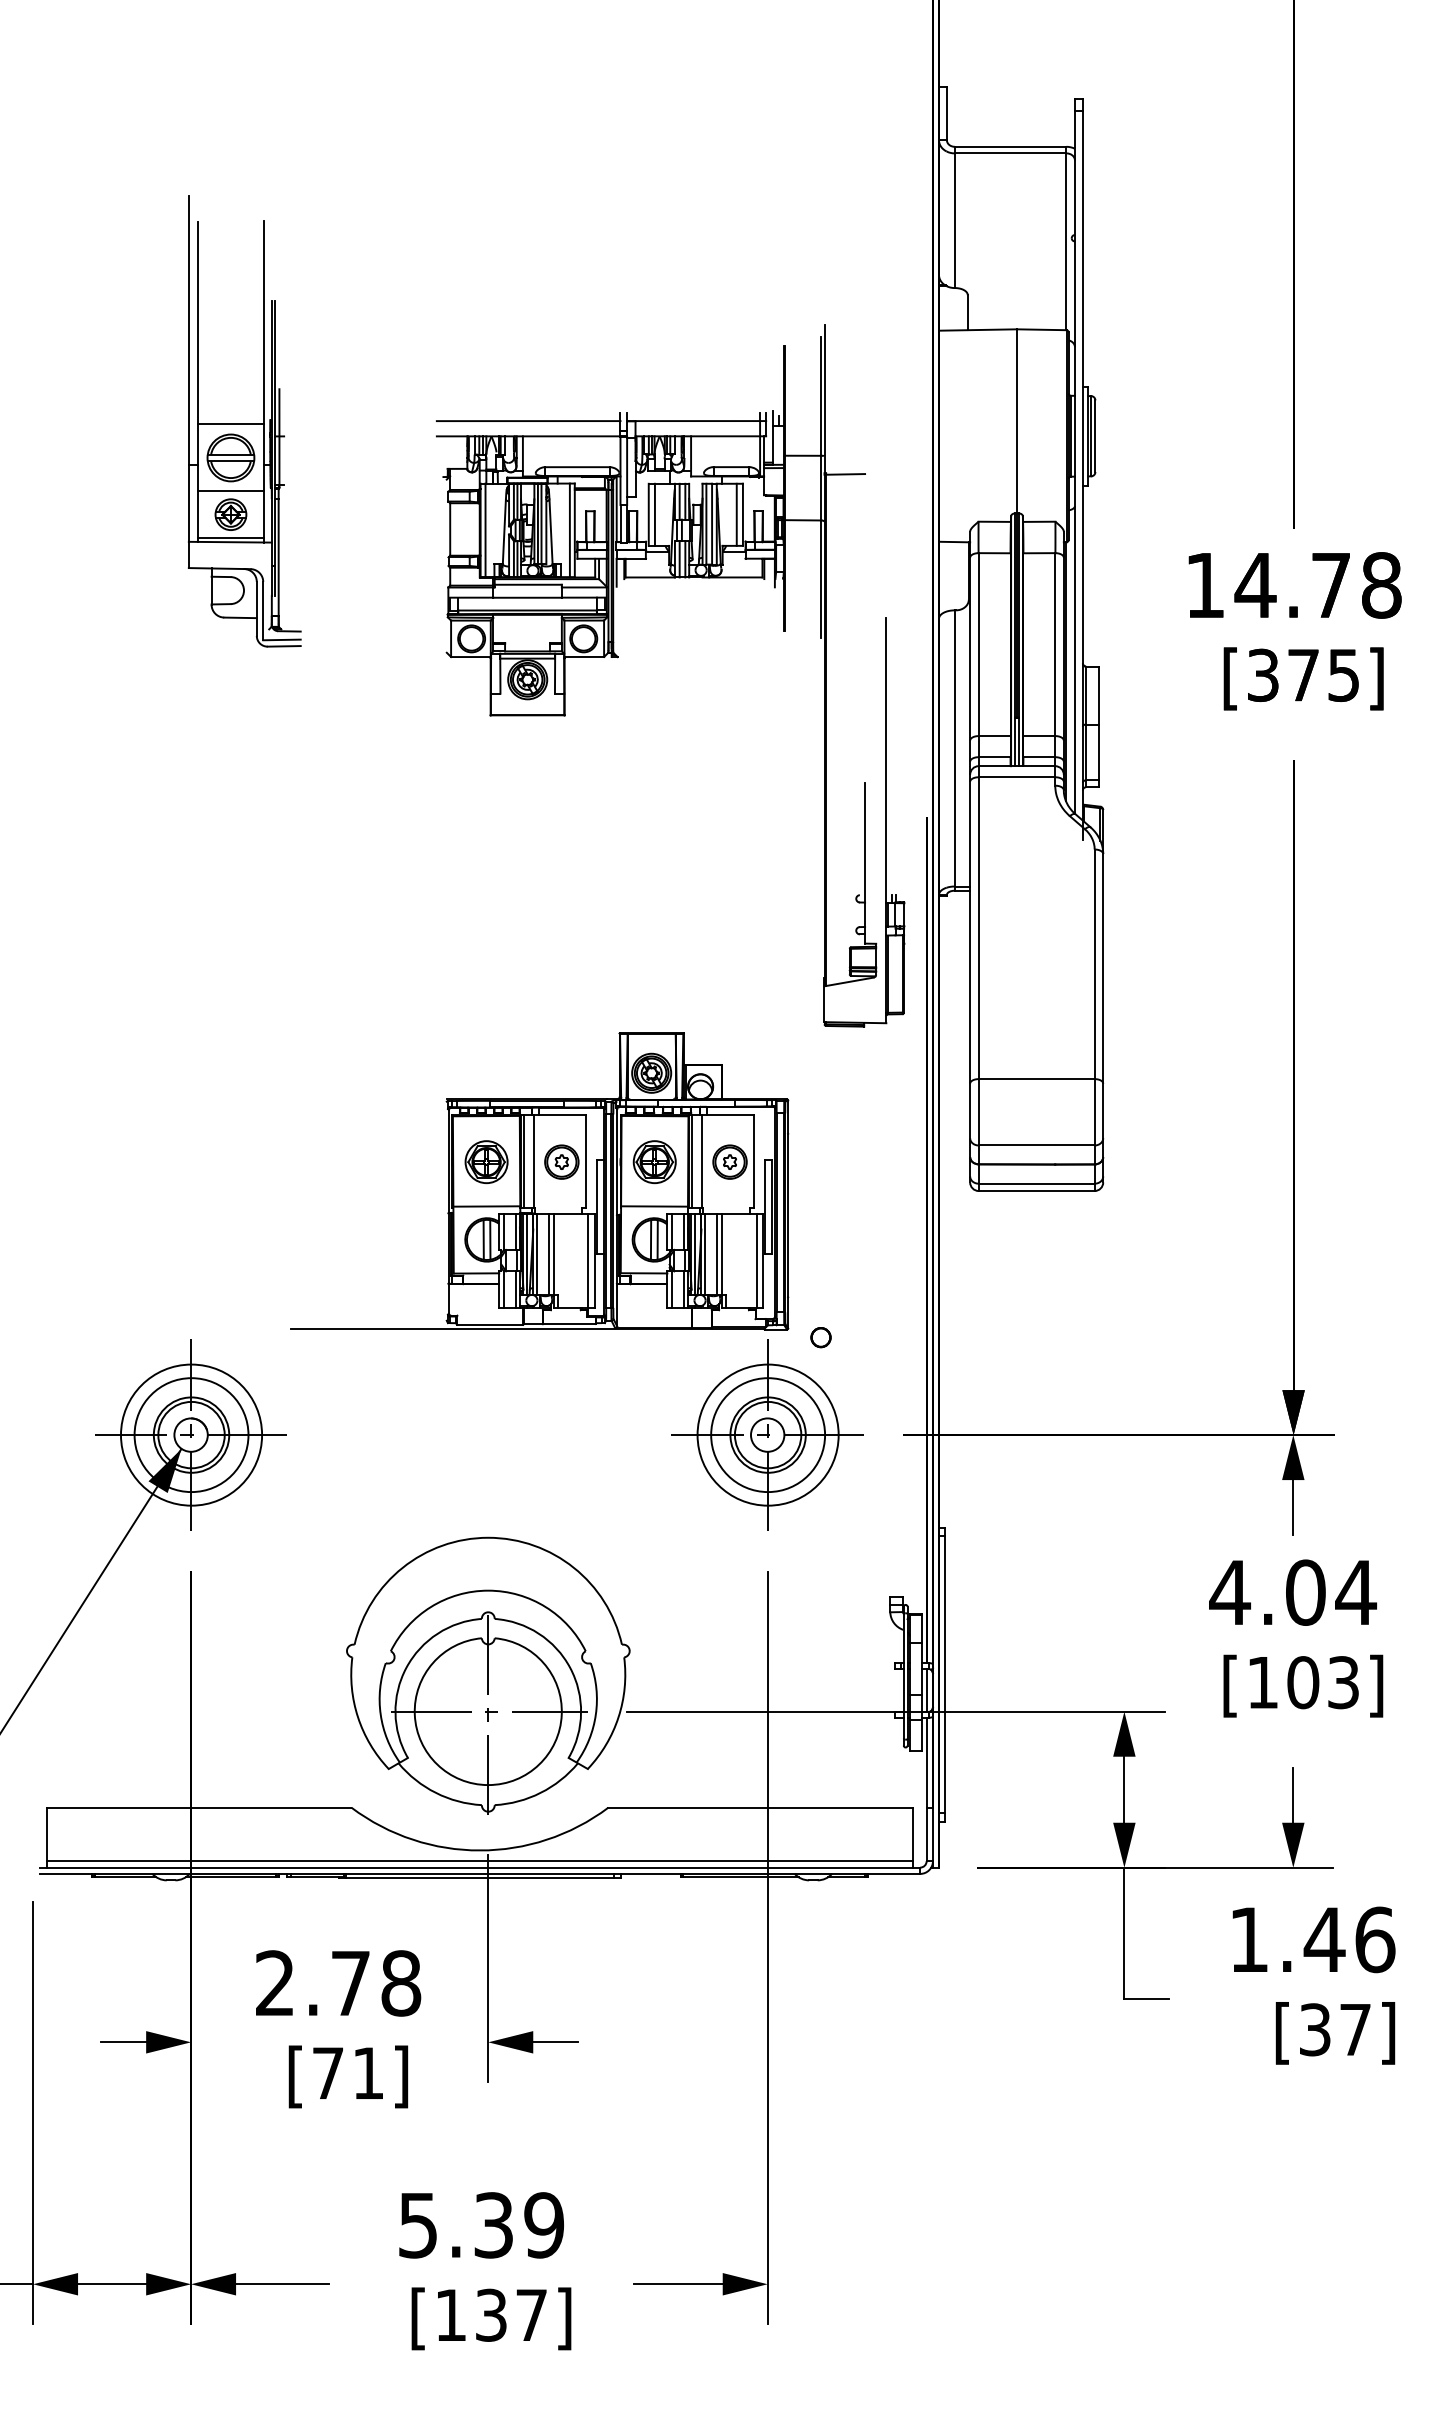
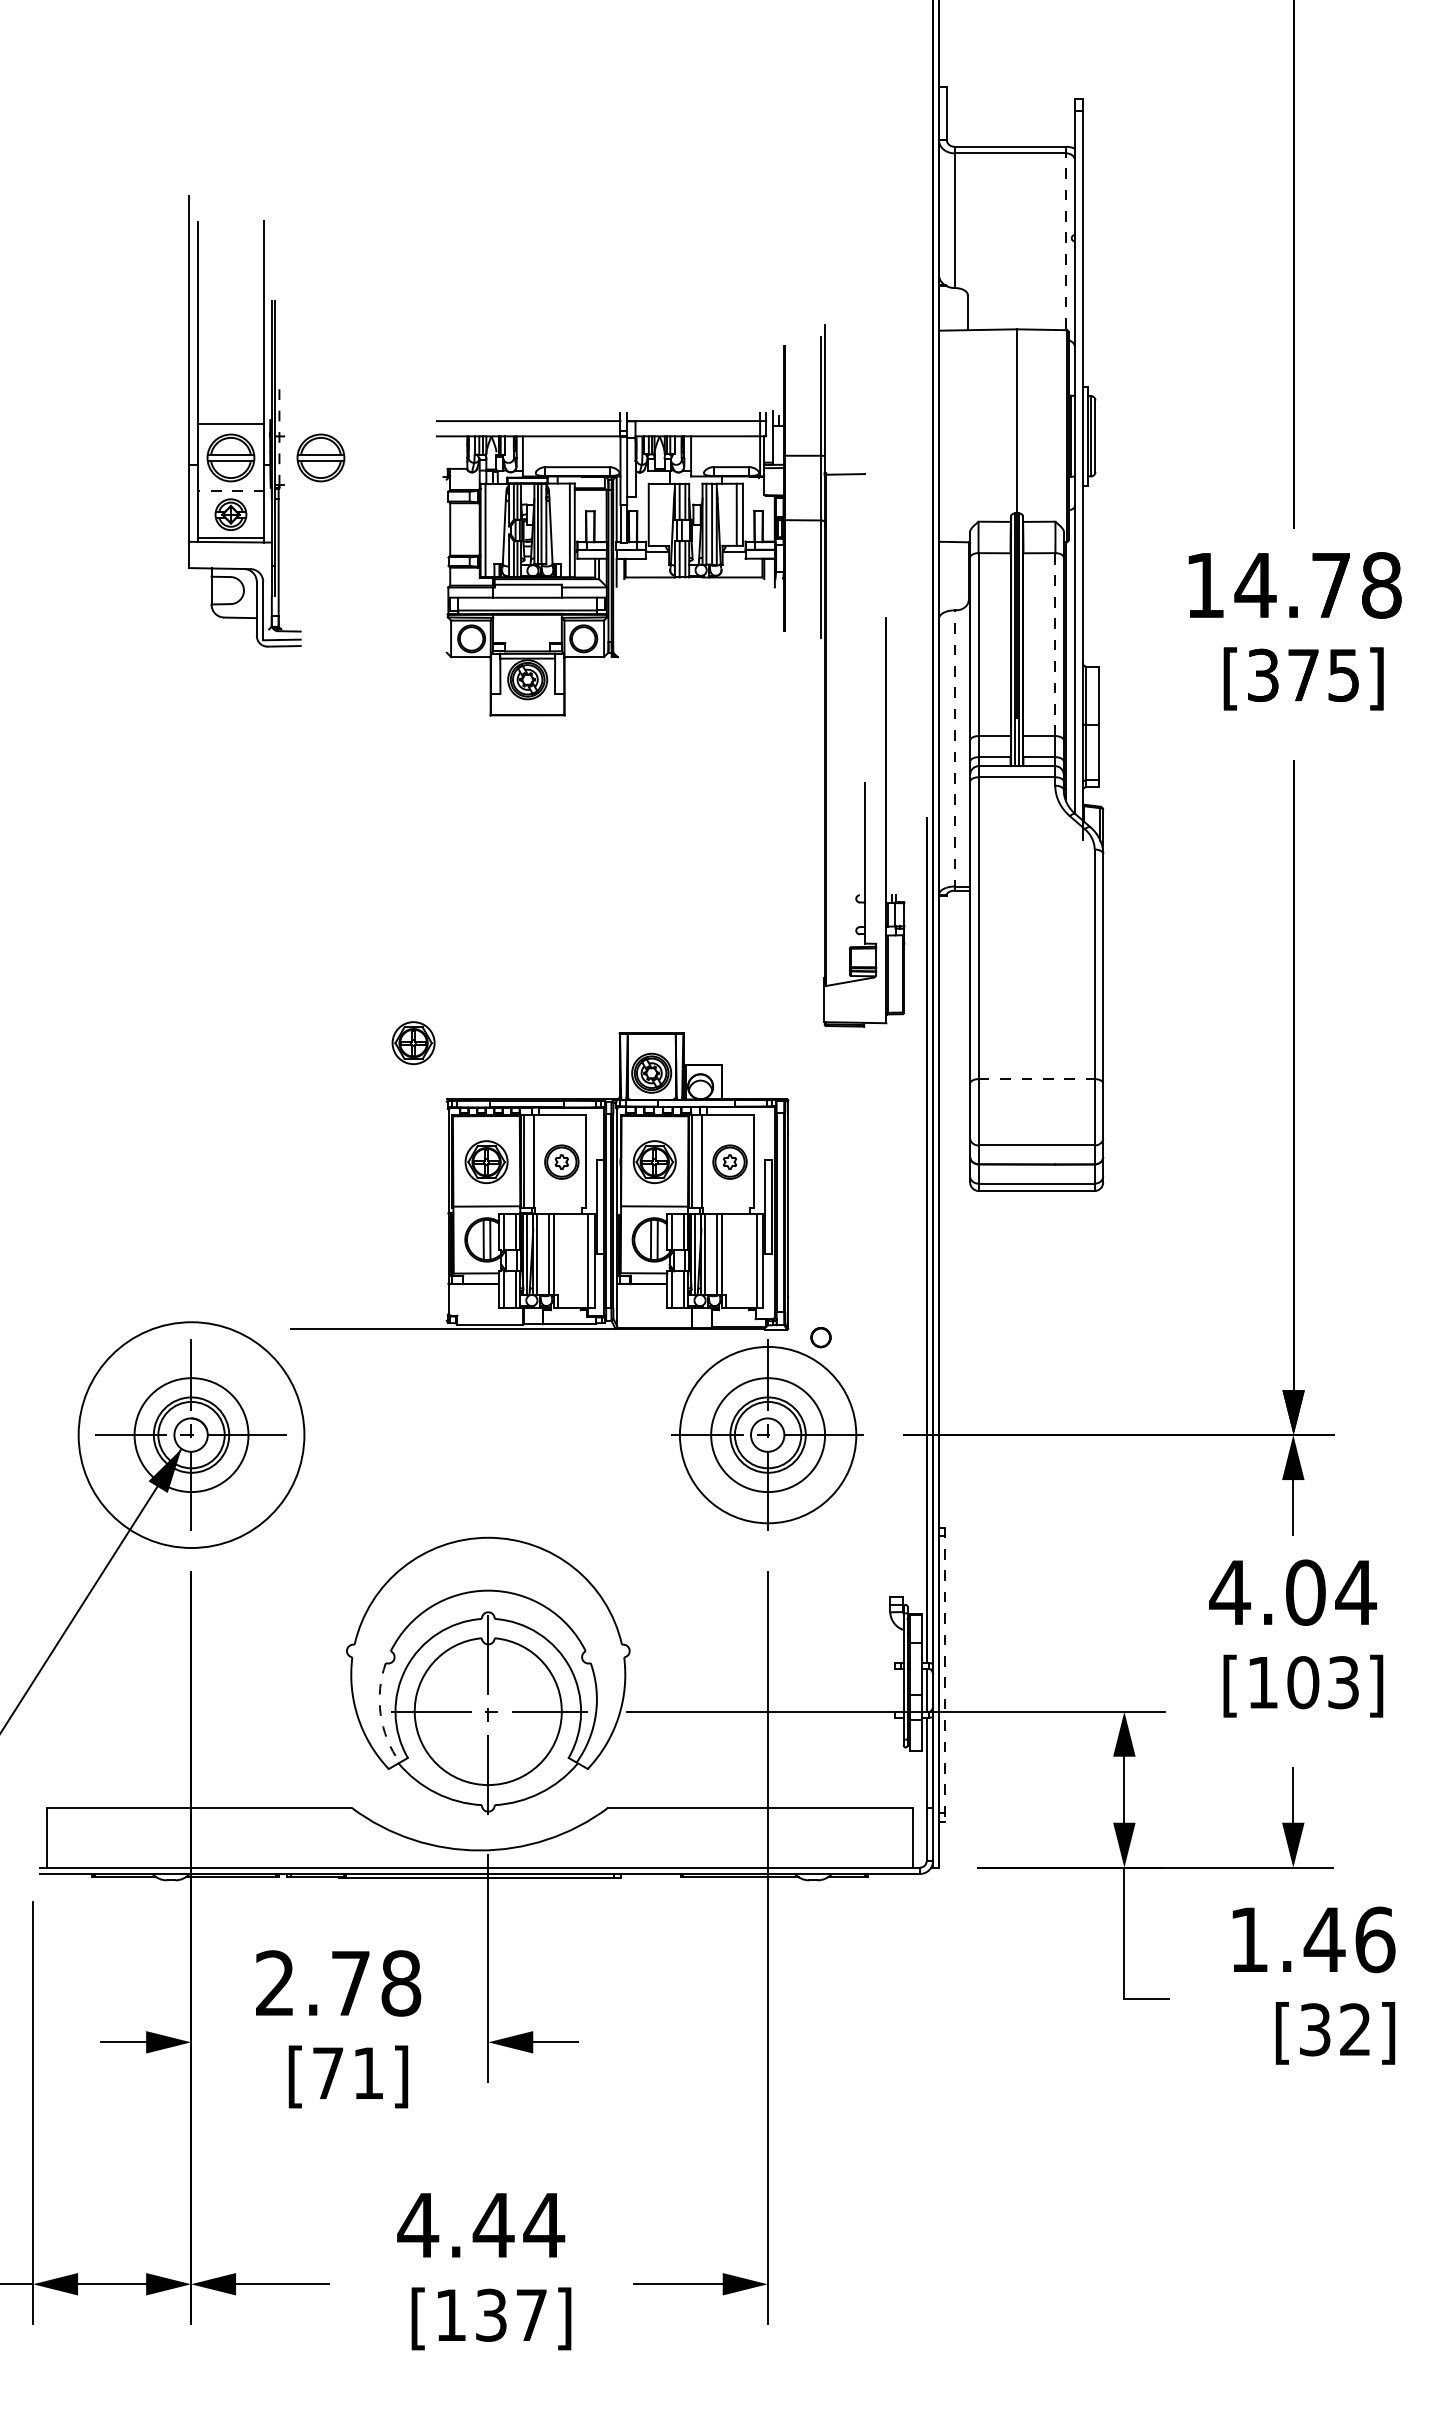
line: solid -> dashed (1066, 238)
line: solid -> dashed (279, 436)
part: none -> present (320, 457)
line: solid -> dashed (230, 491)
line: present -> none (654, 514)
line: solid -> dashed (1055, 644)
line: solid -> dashed (954, 750)
part: none -> present (413, 1043)
line: solid -> dashed (1036, 1079)
circle diameter: 141 px -> 226 px (191, 1435)
circle diameter: 141 px -> 176 px (767, 1434)
line: solid -> dashed (944, 1675)
arc: solid -> dashed (380, 1714)
line: present -> none (479, 1861)
text: [37] -> [32] (1355, 2029)
text: 5.39 -> 4.44 (481, 2225)
